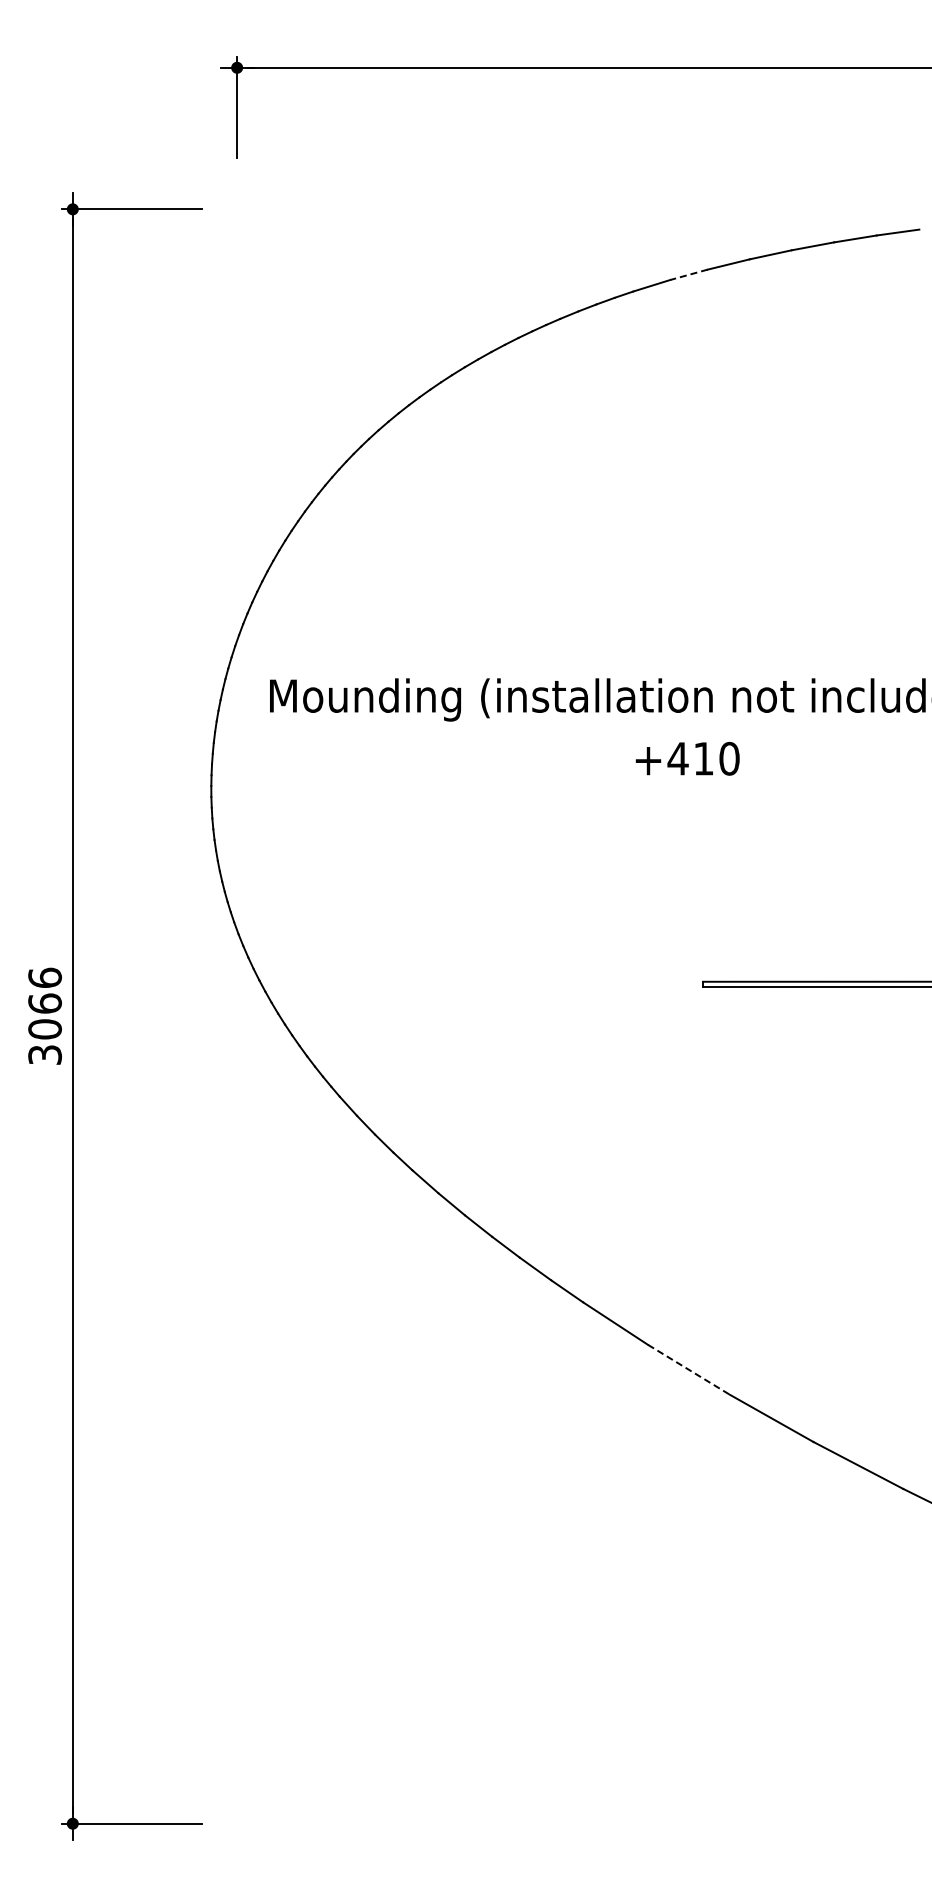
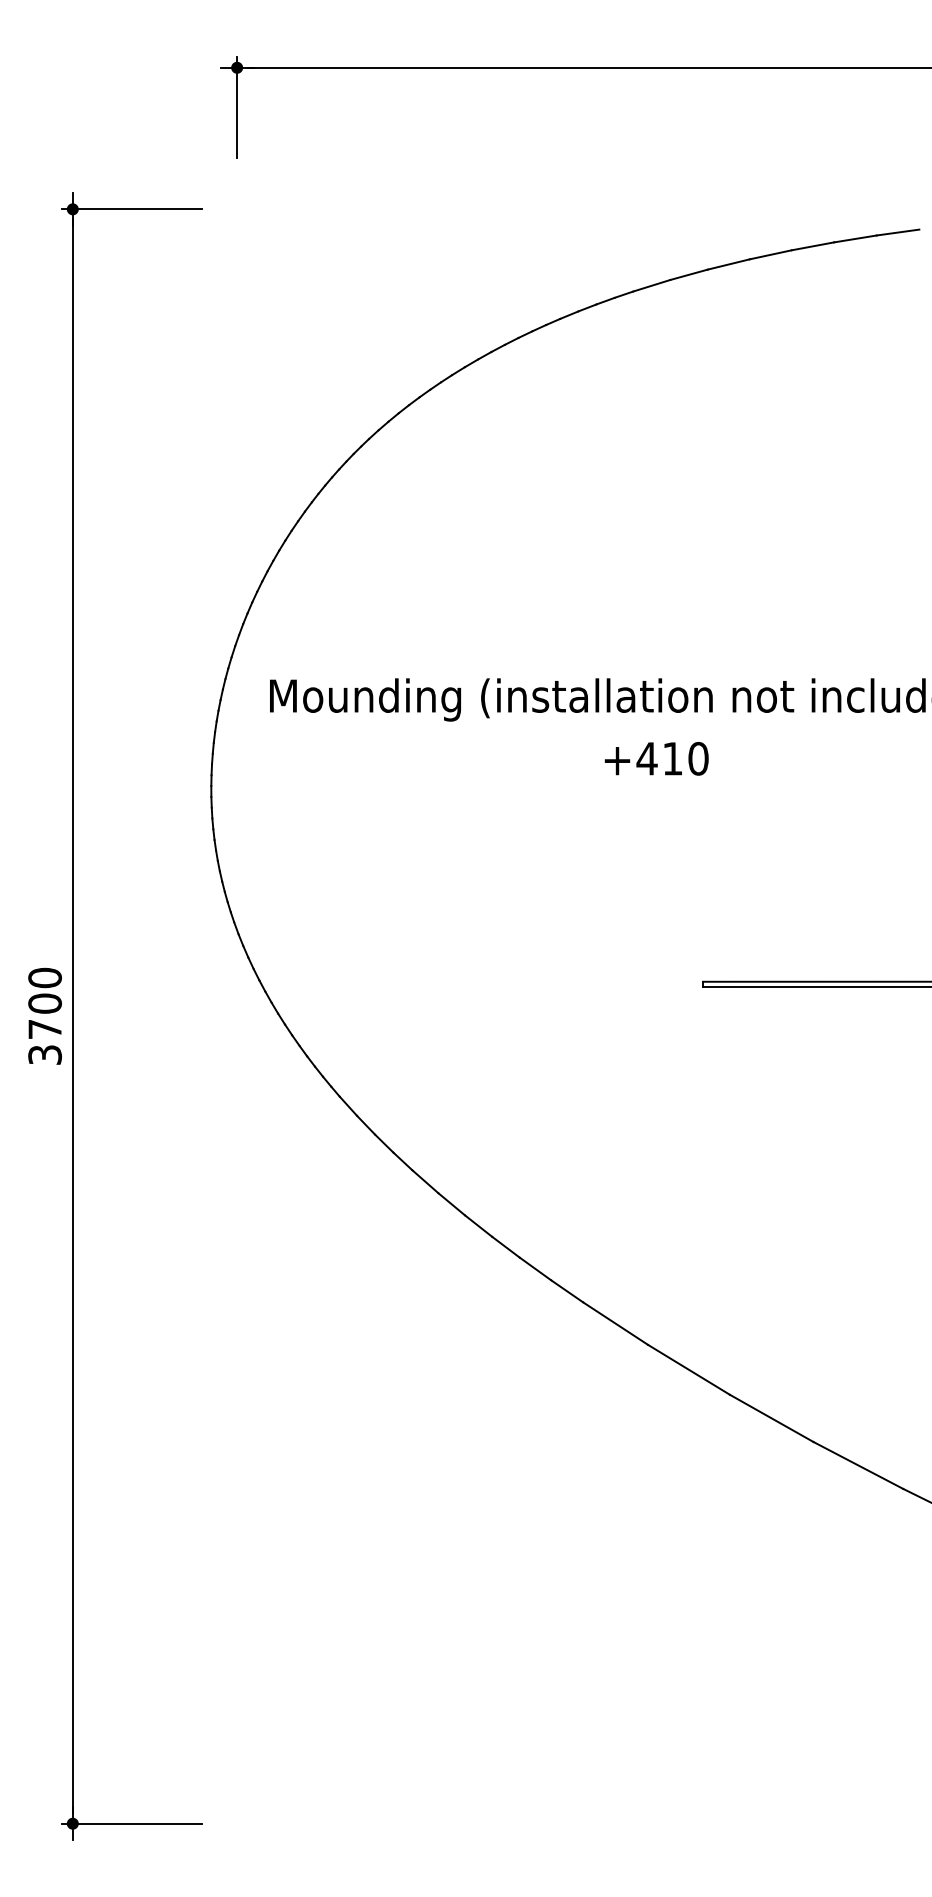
line: dashed -> solid (688, 274)
text position: (687, 758) -> (656, 758) (656, 758)
text: 3066 -> 3700 (44, 1003)
line: dashed -> solid (688, 1369)
